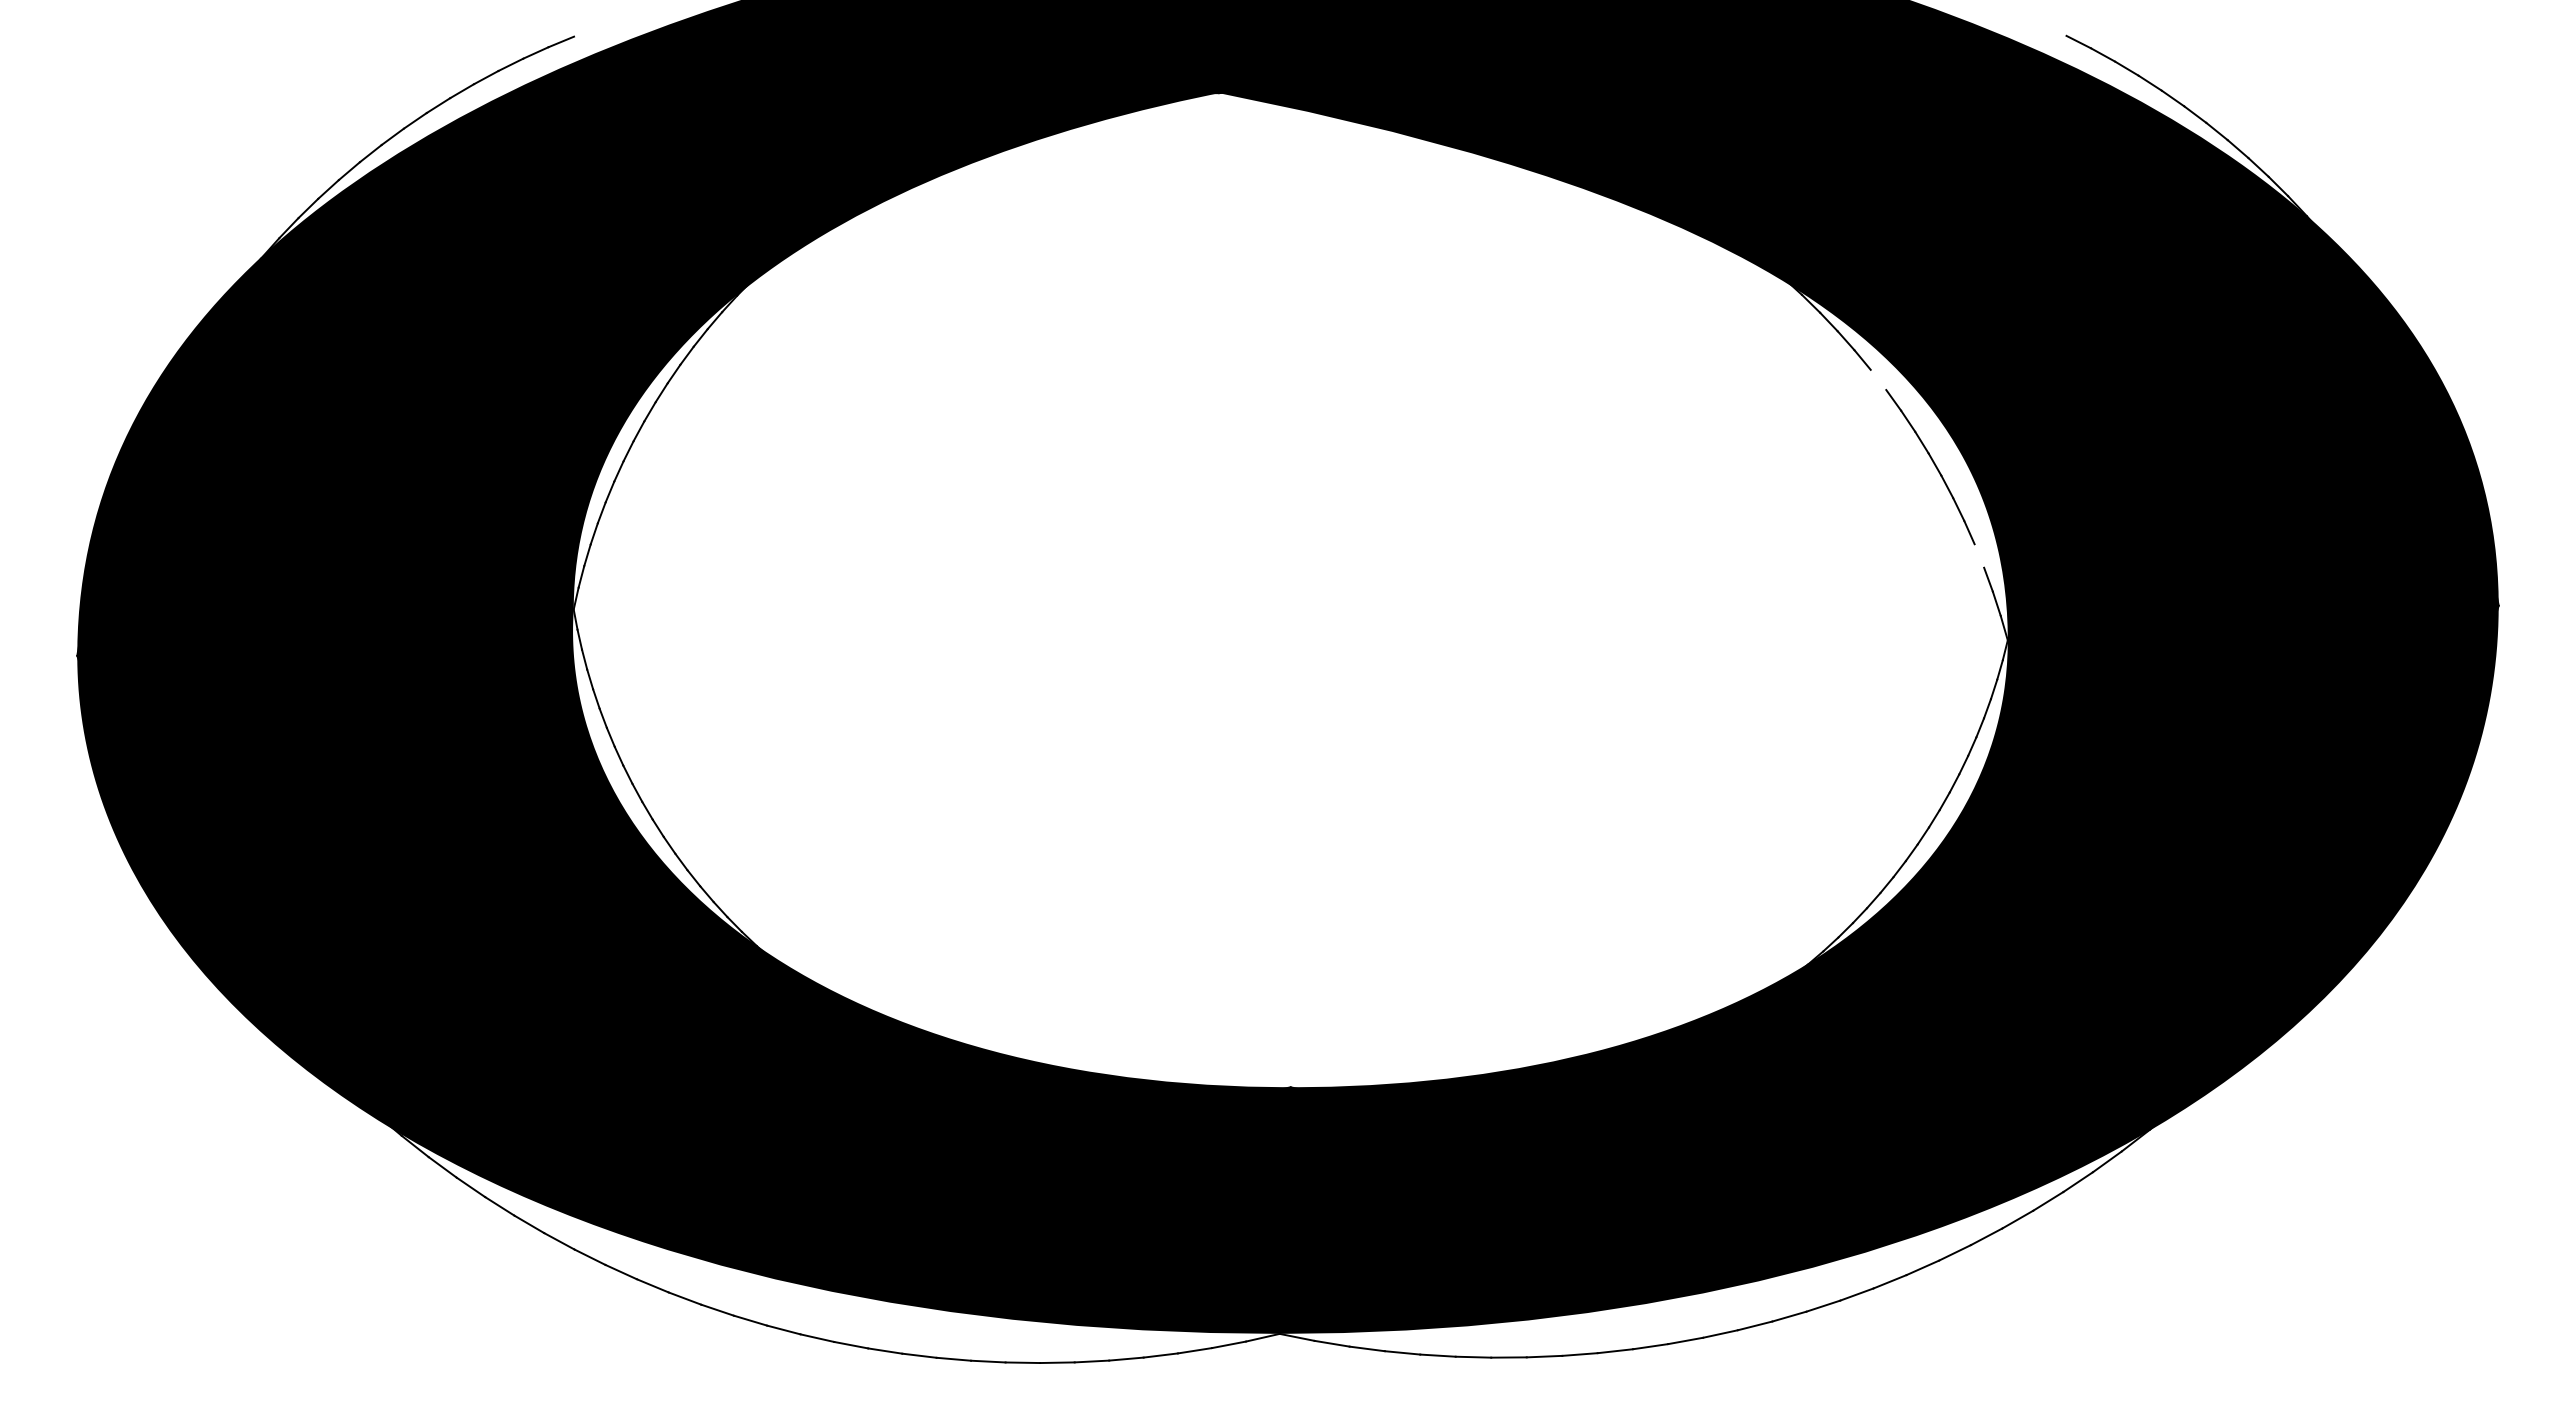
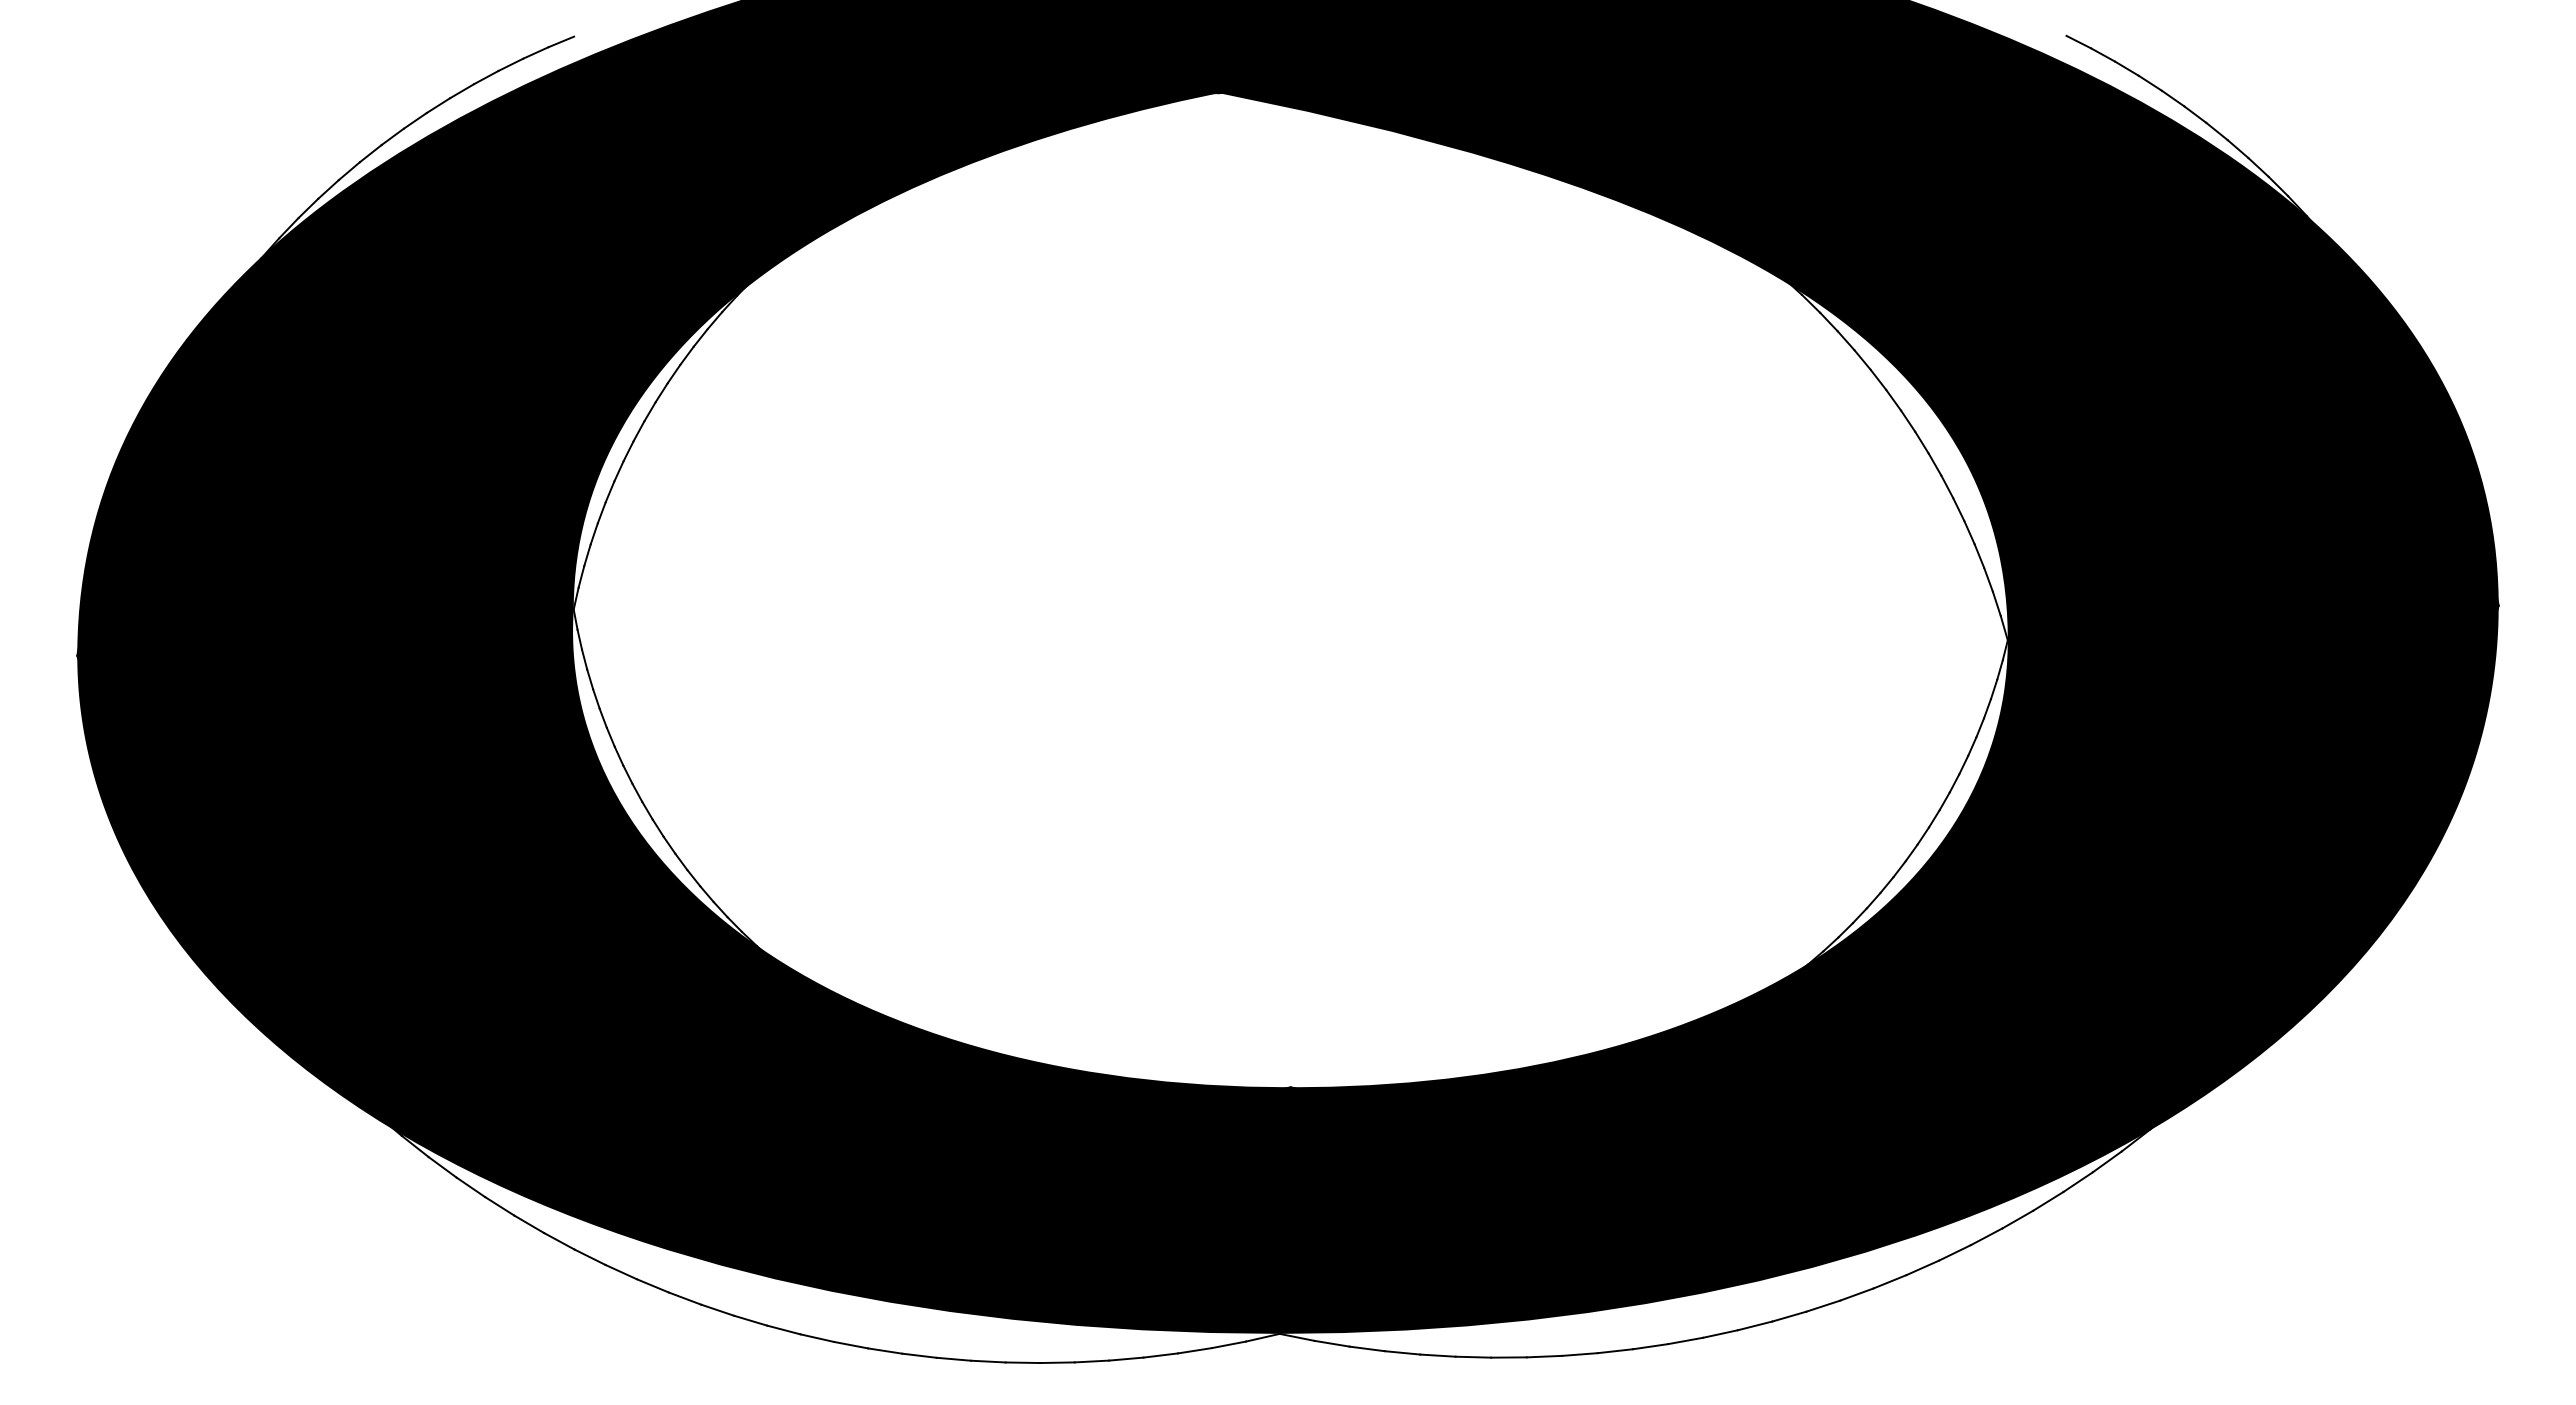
line: none -> present (1878, 379)
line: none -> present (1979, 555)
